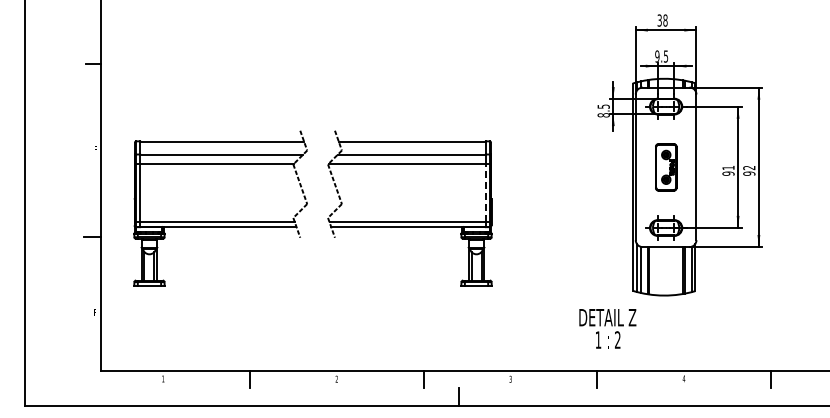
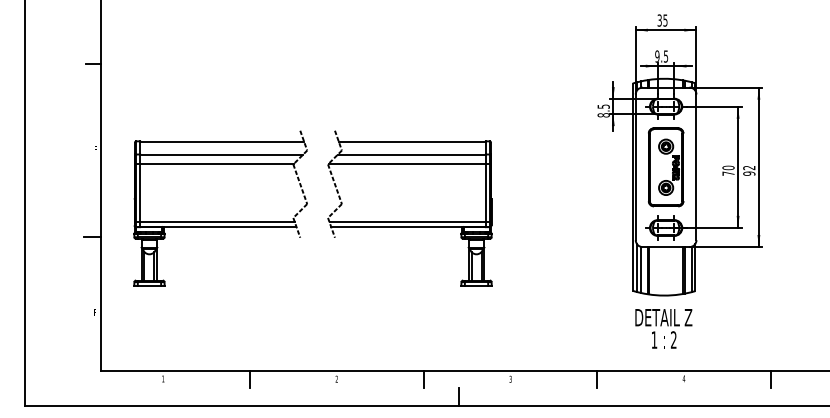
text: 38 -> 35 (665, 20)
part size: 23x49 px -> 37x81 px (666, 167)
text: 91 -> 70 (728, 170)
line: dashed -> solid (485, 192)
text position: (607, 328) -> (663, 328) (663, 328)
